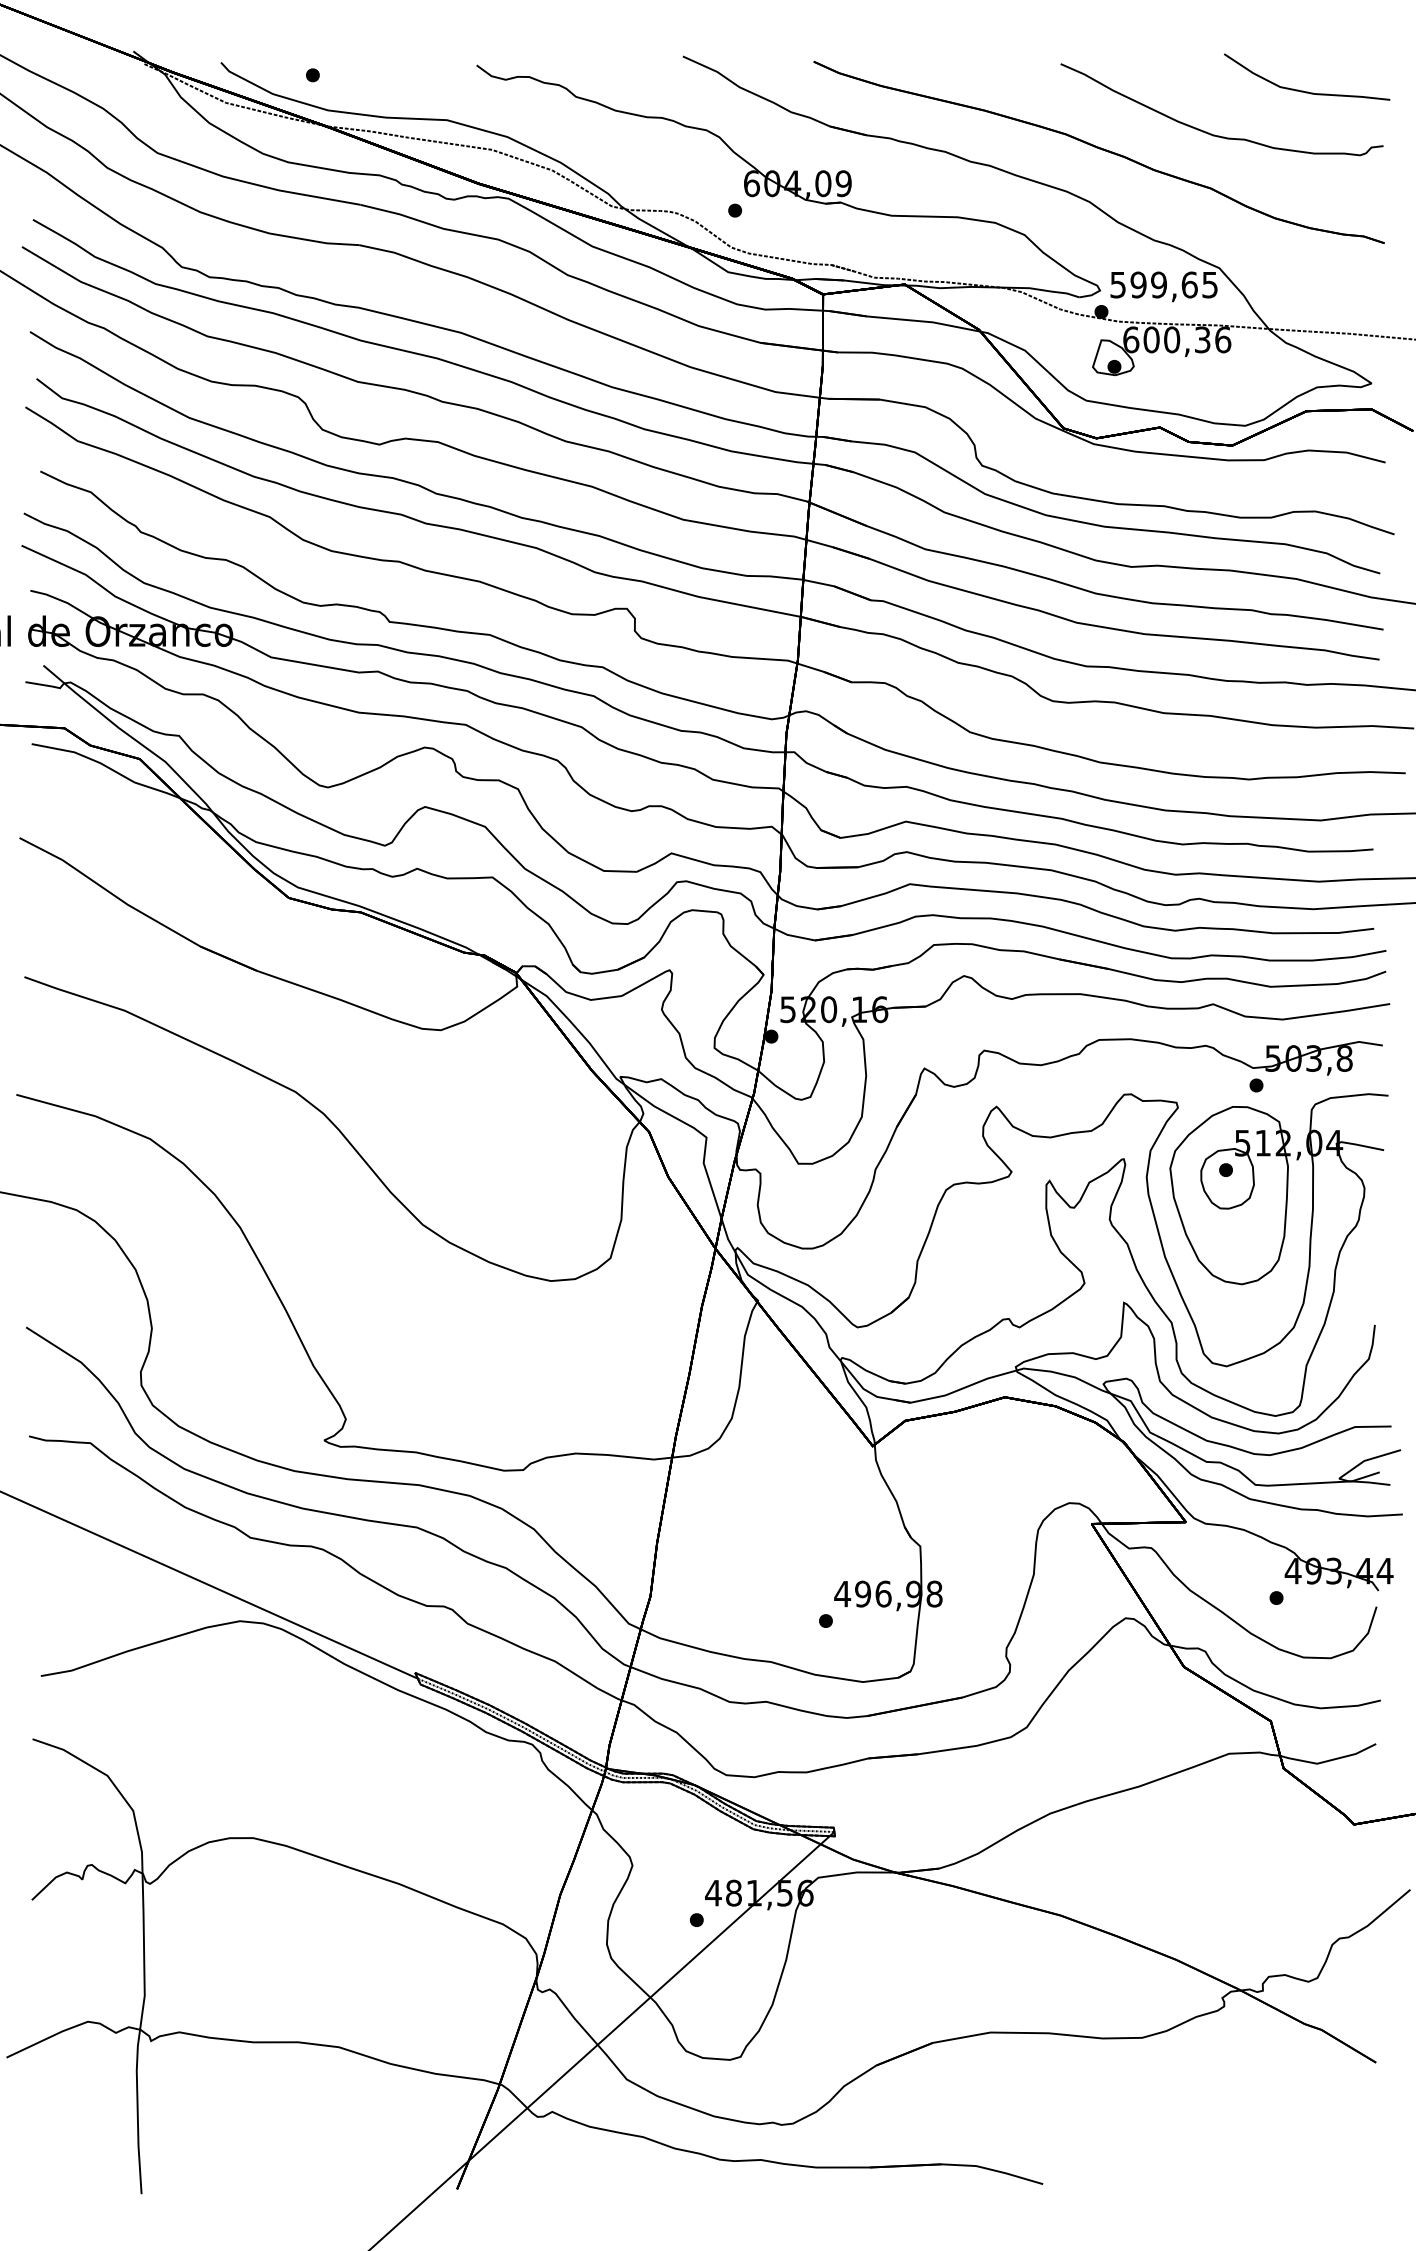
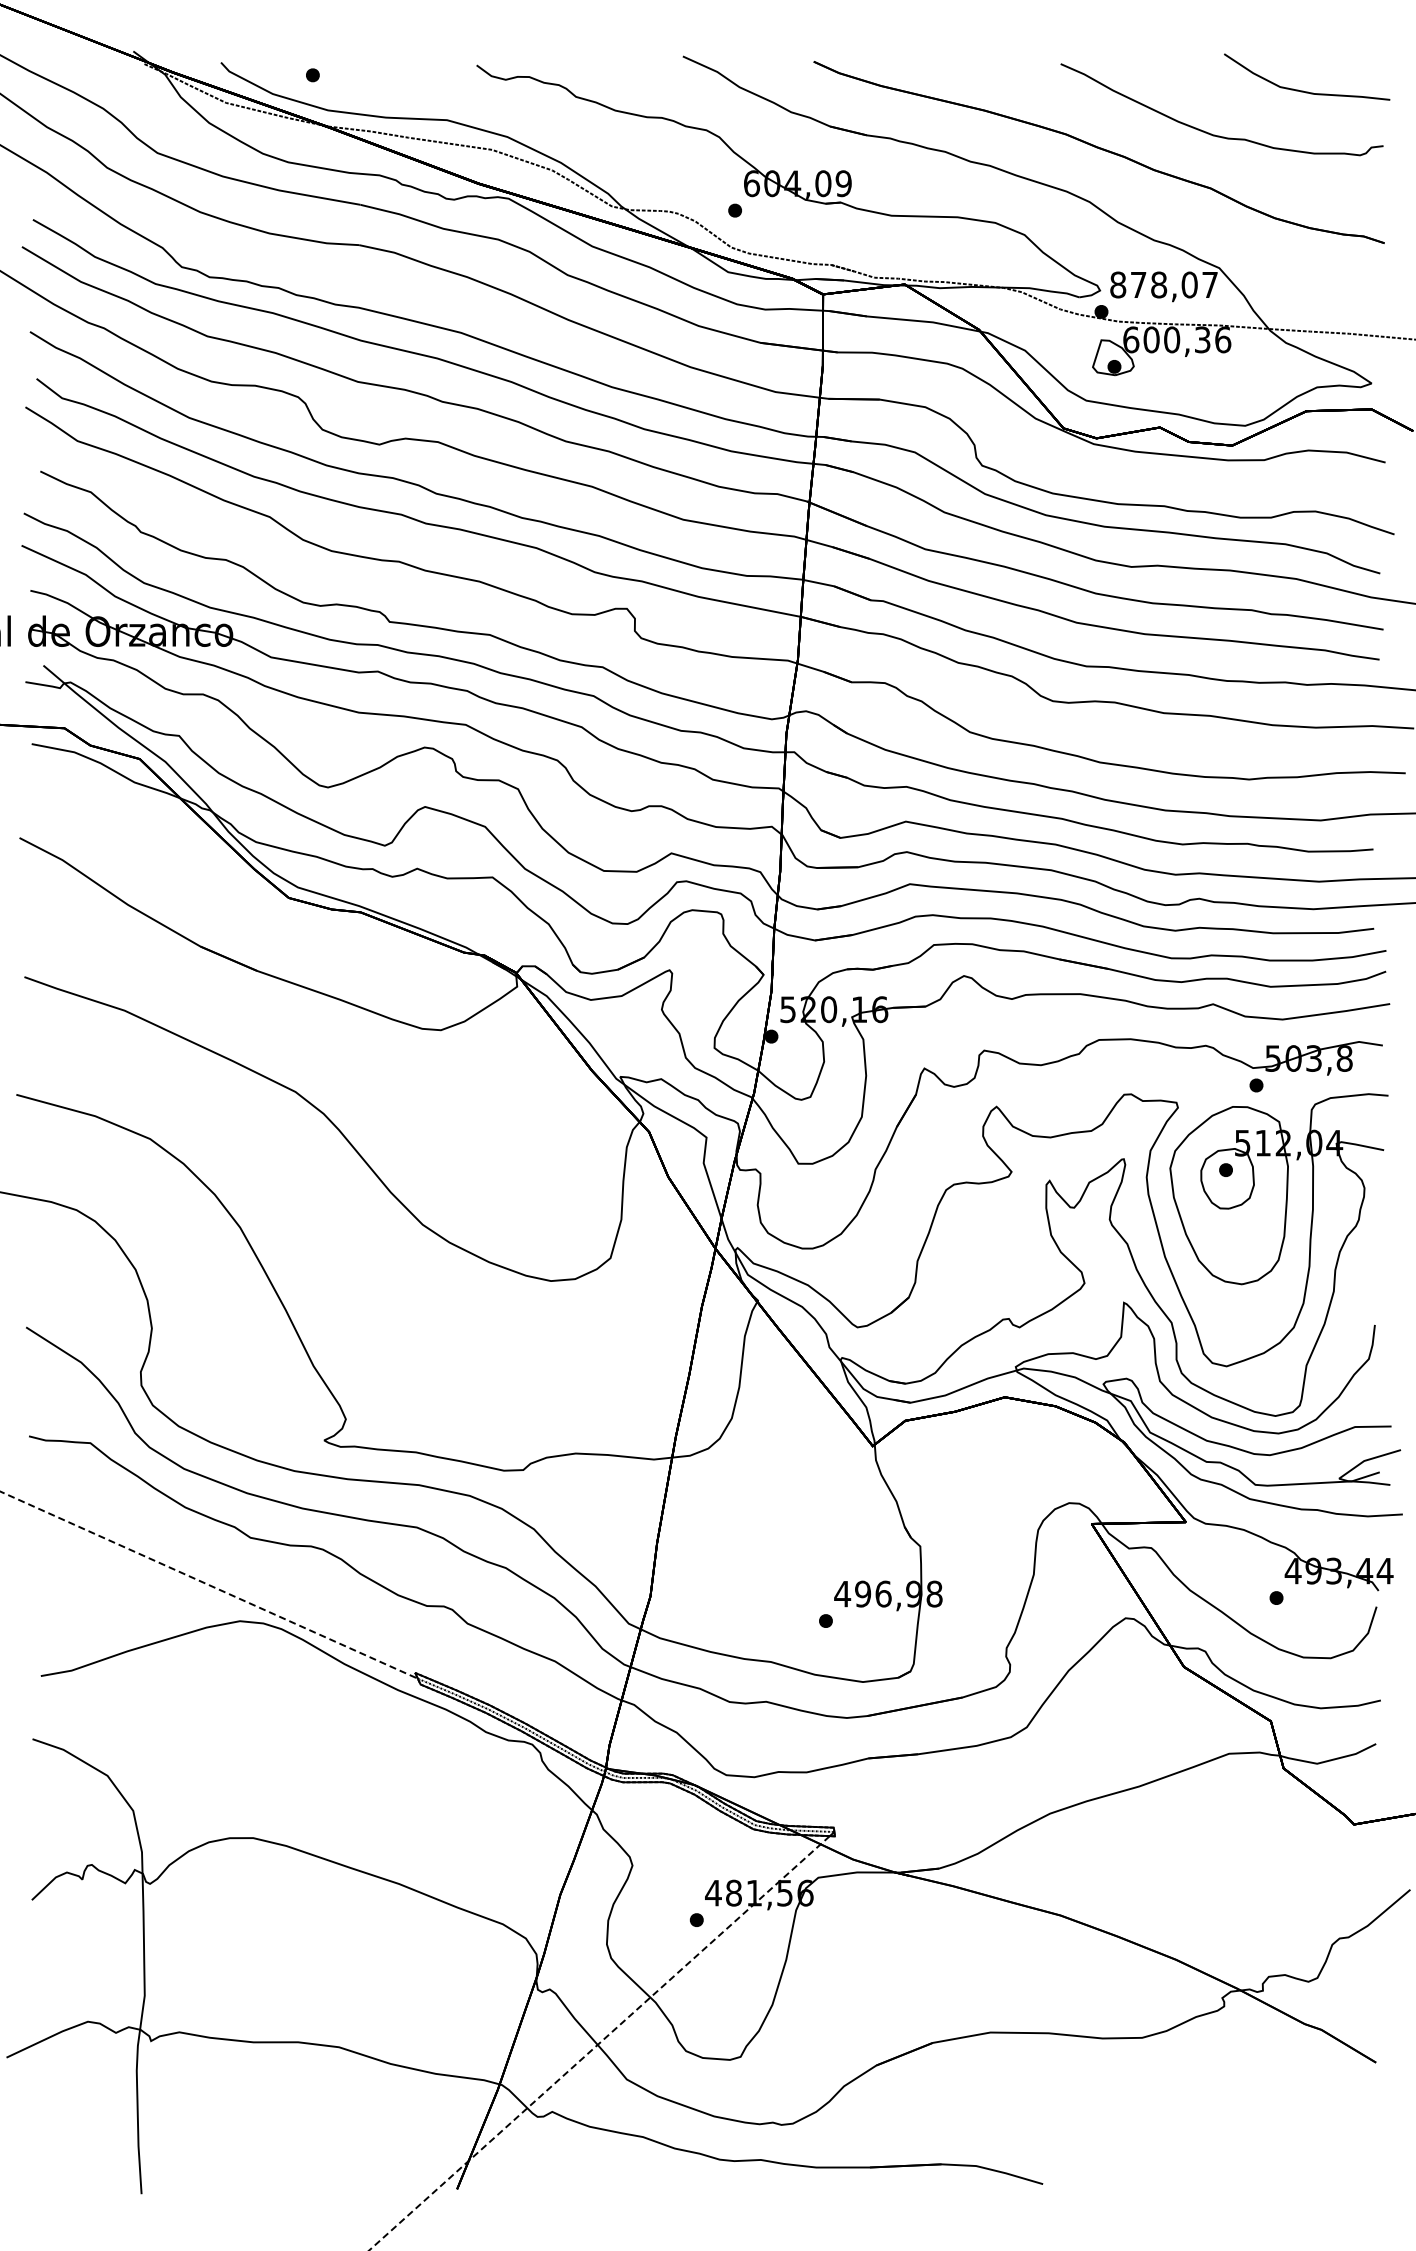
text: 599,65 -> 878,07 (1163, 284)
line: solid -> dashed (209, 1585)
line: solid -> dashed (599, 2043)
